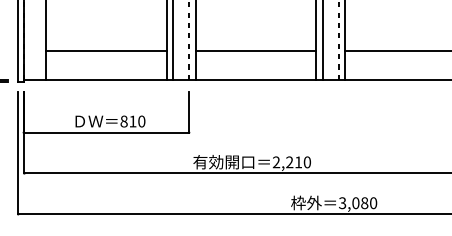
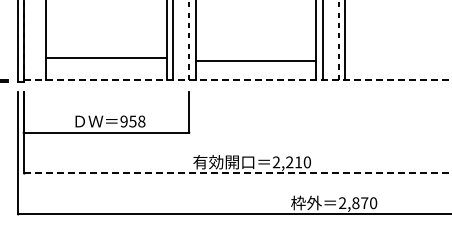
line position: (106, 51) -> (106, 58) (106, 58)
line position: (255, 51) -> (255, 61) (255, 61)
line: present -> none (396, 51)
line: solid -> dashed (238, 79)
text: 810 -> 958 (132, 121)
line: solid -> dashed (237, 173)
text: 3,080 -> 2,870 (353, 203)
